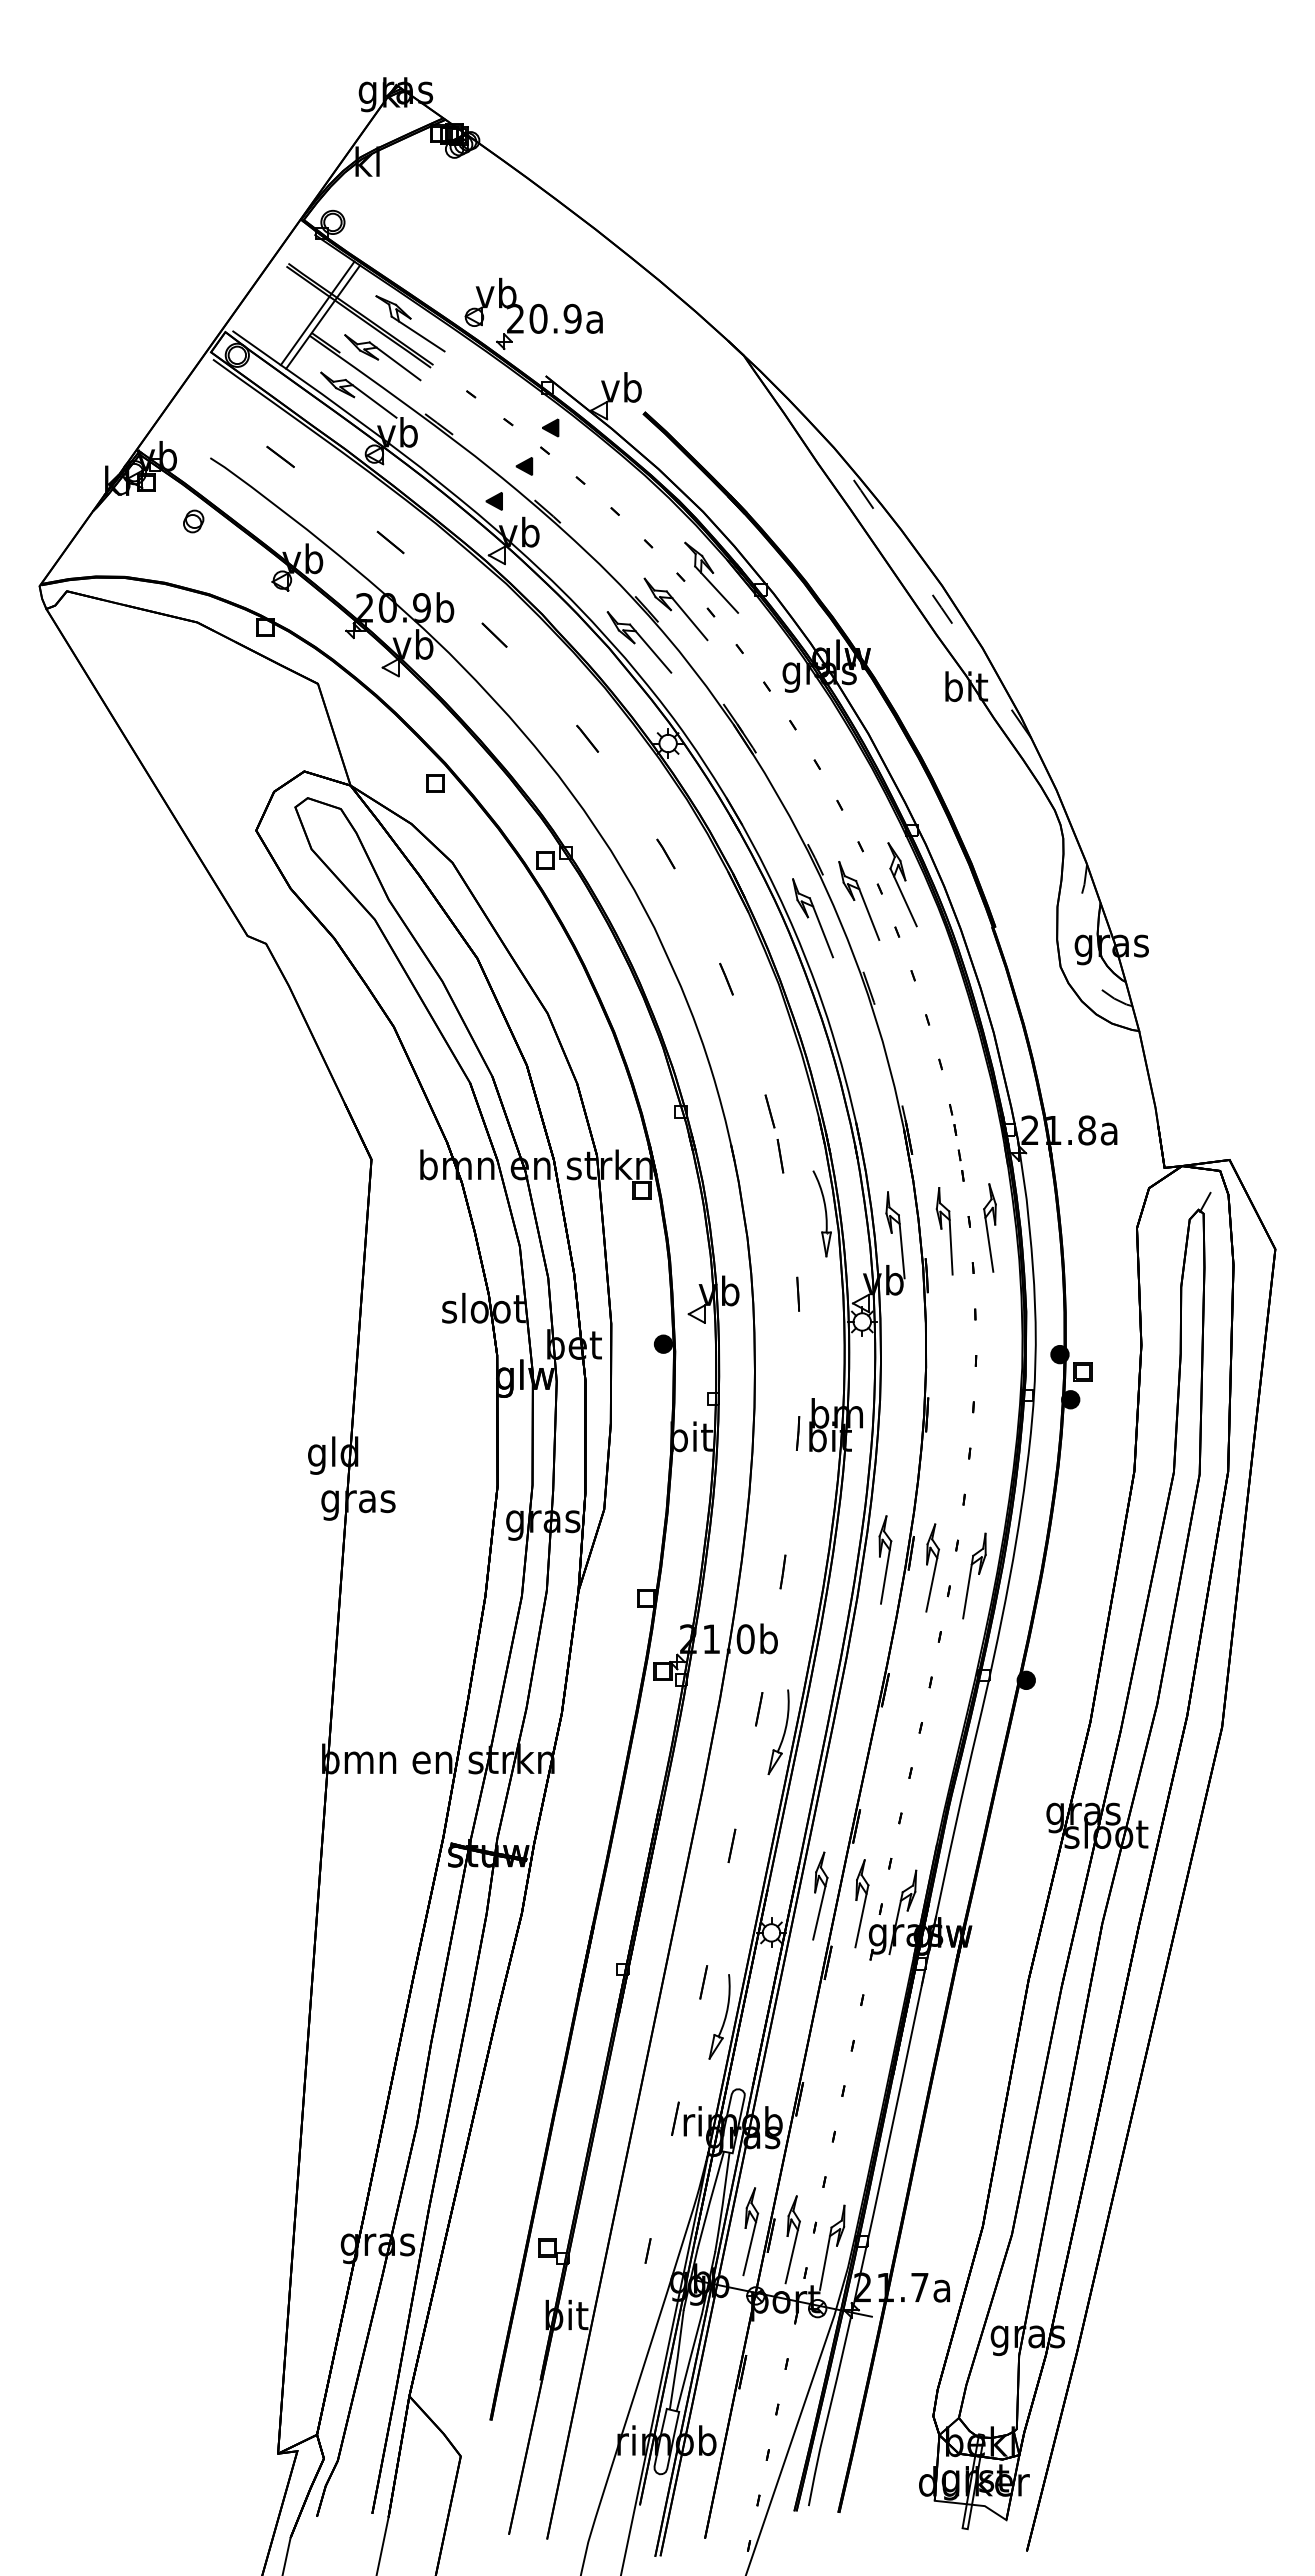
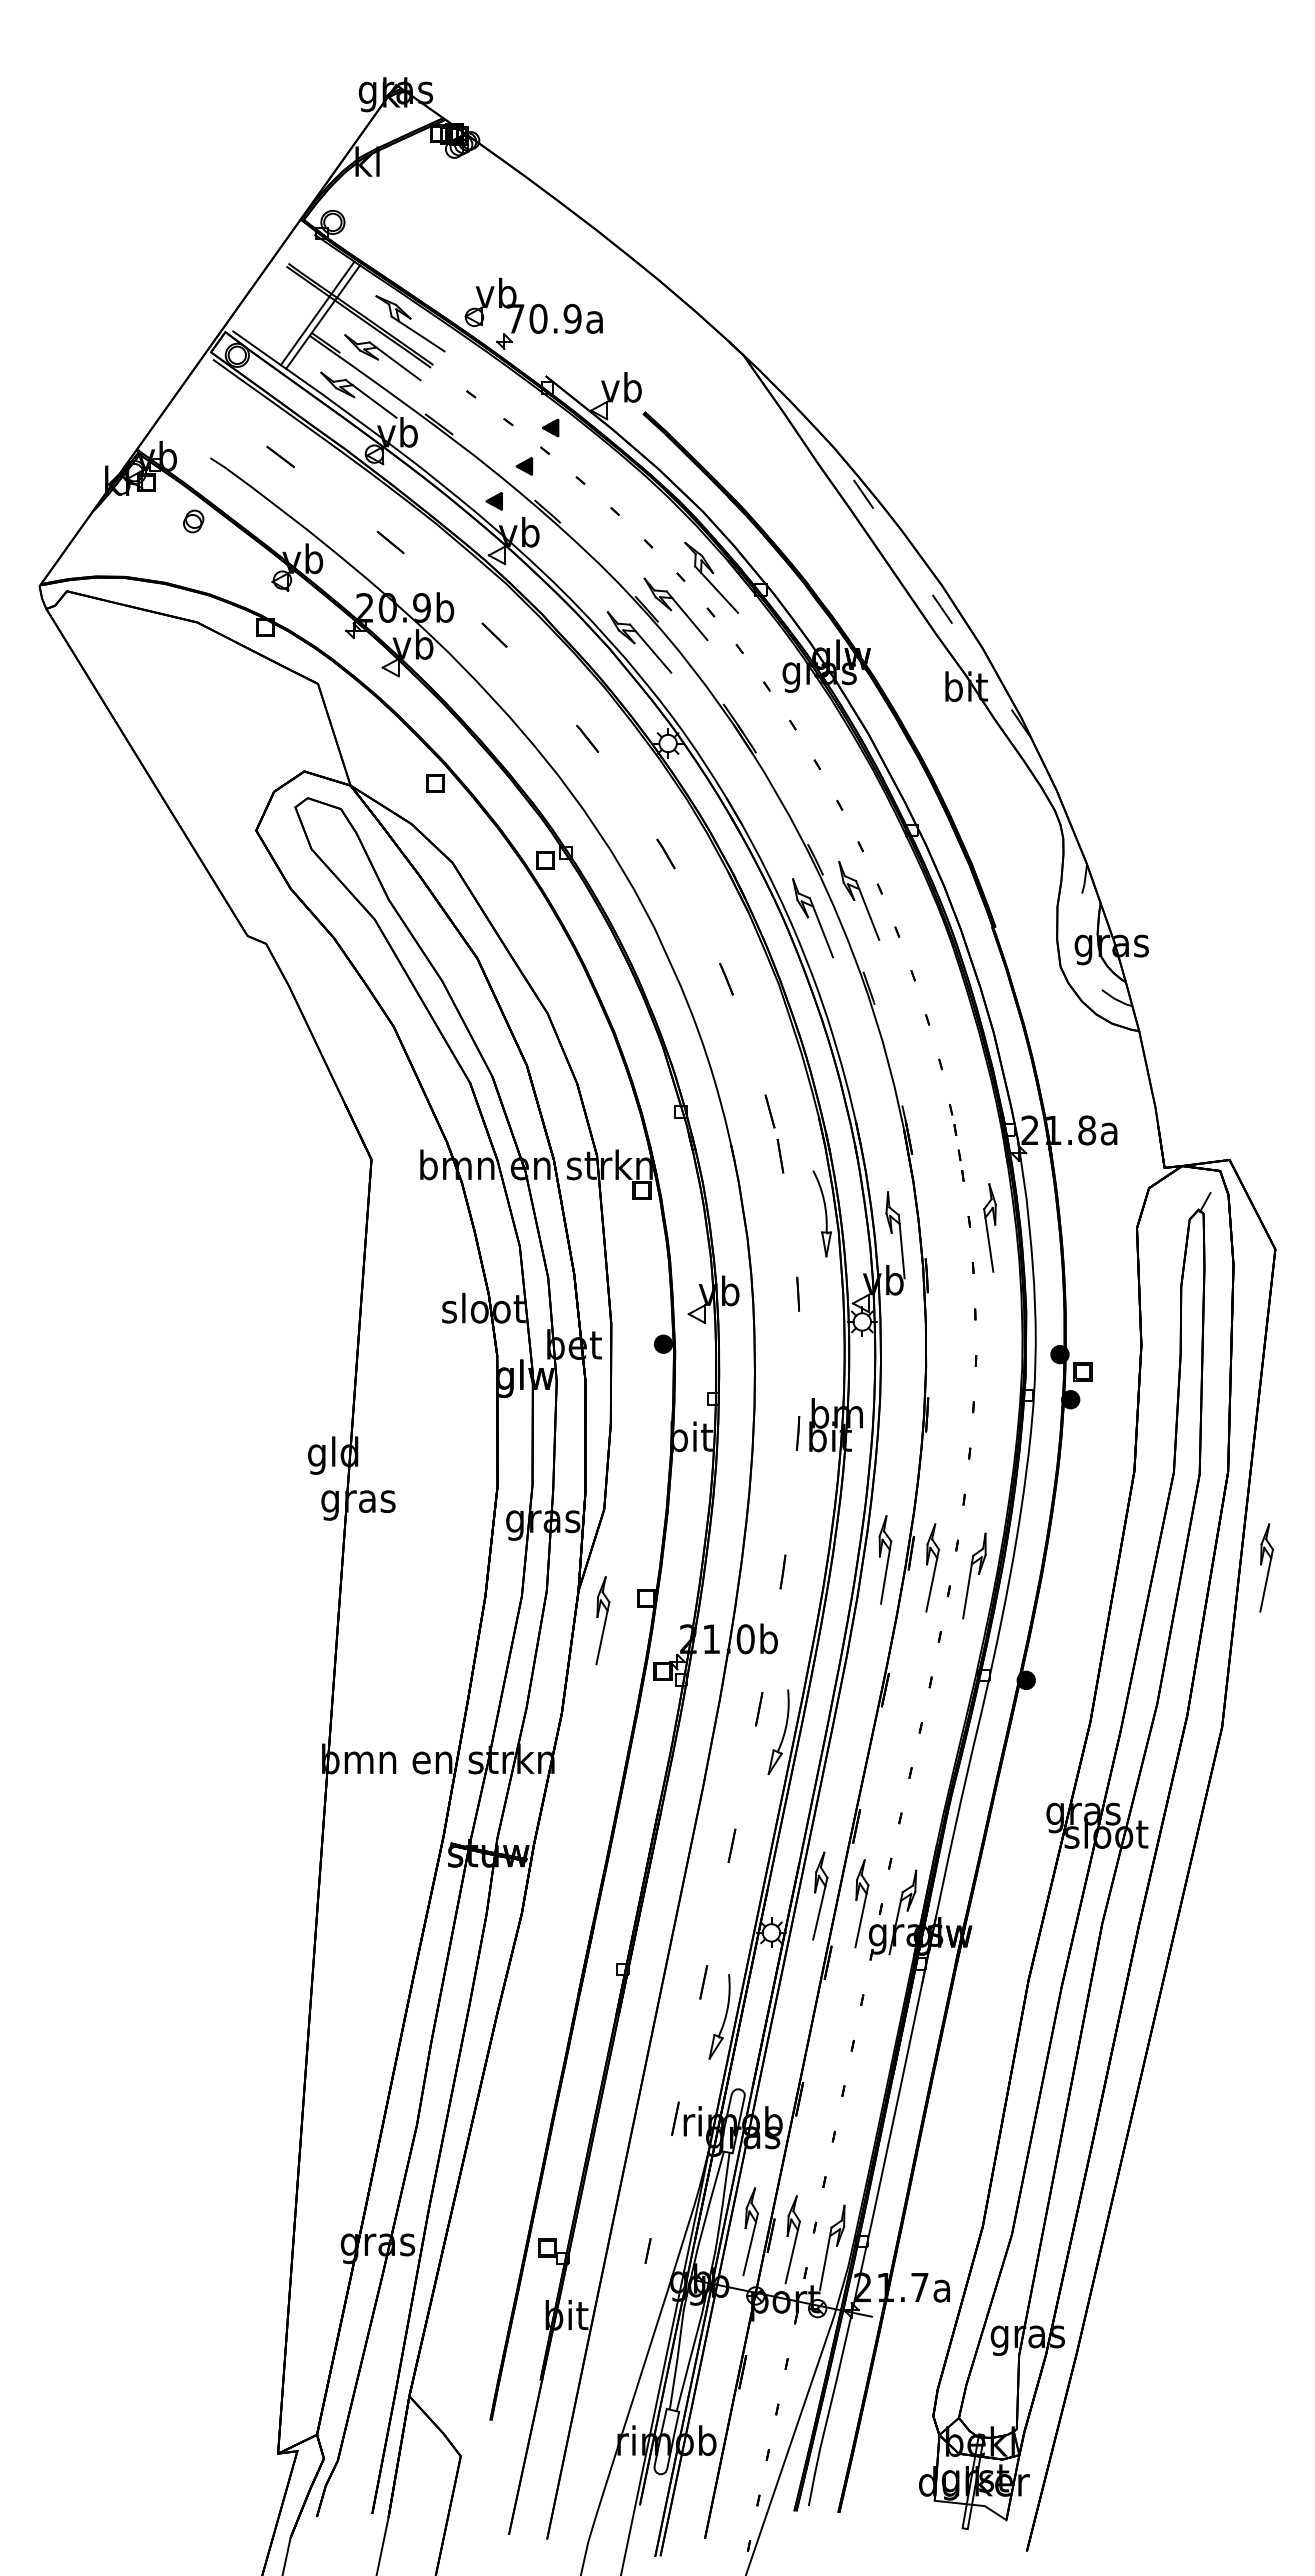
text: 20.9a -> 70.9a (515, 318)
part: present -> none (902, 884)
part: present -> none (944, 1231)
part: none -> present (1266, 1567)
part: none -> present (602, 1620)
